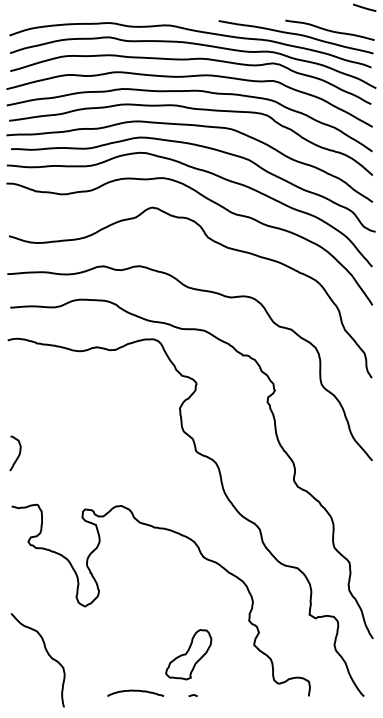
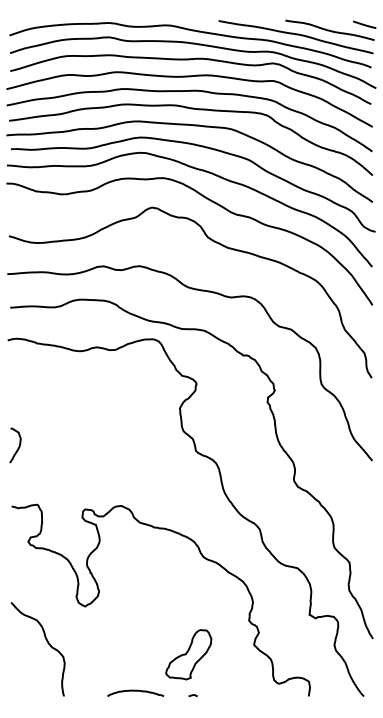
line position: (364, 7) -> (364, 24) (364, 24)
curve position: (18, 454) -> (18, 446) (18, 446)
curve position: (47, 654) -> (47, 643) (47, 643)
